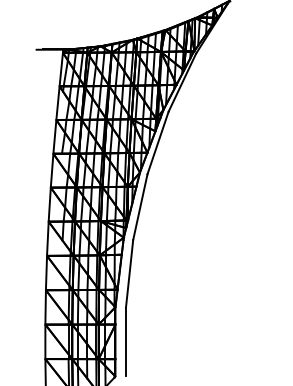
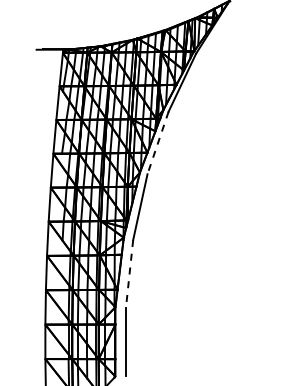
line: solid -> dashed (158, 143)
line: solid -> dashed (129, 274)
